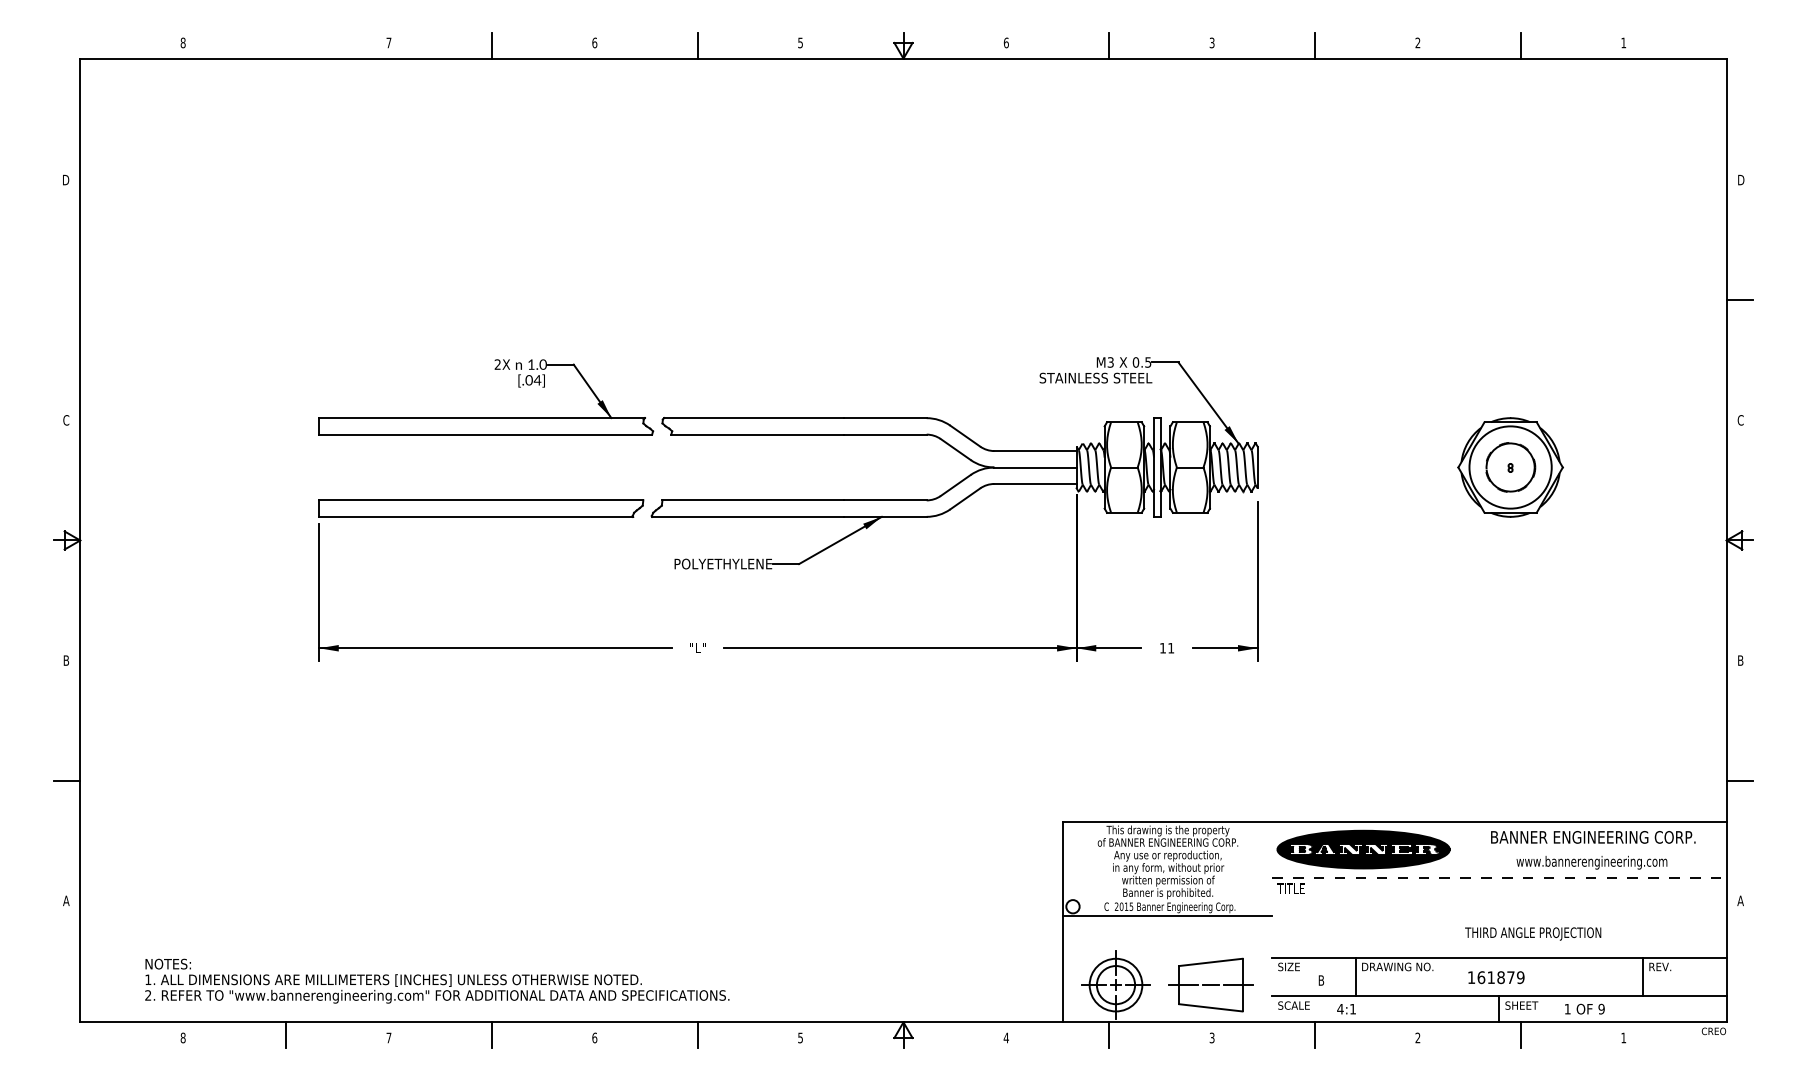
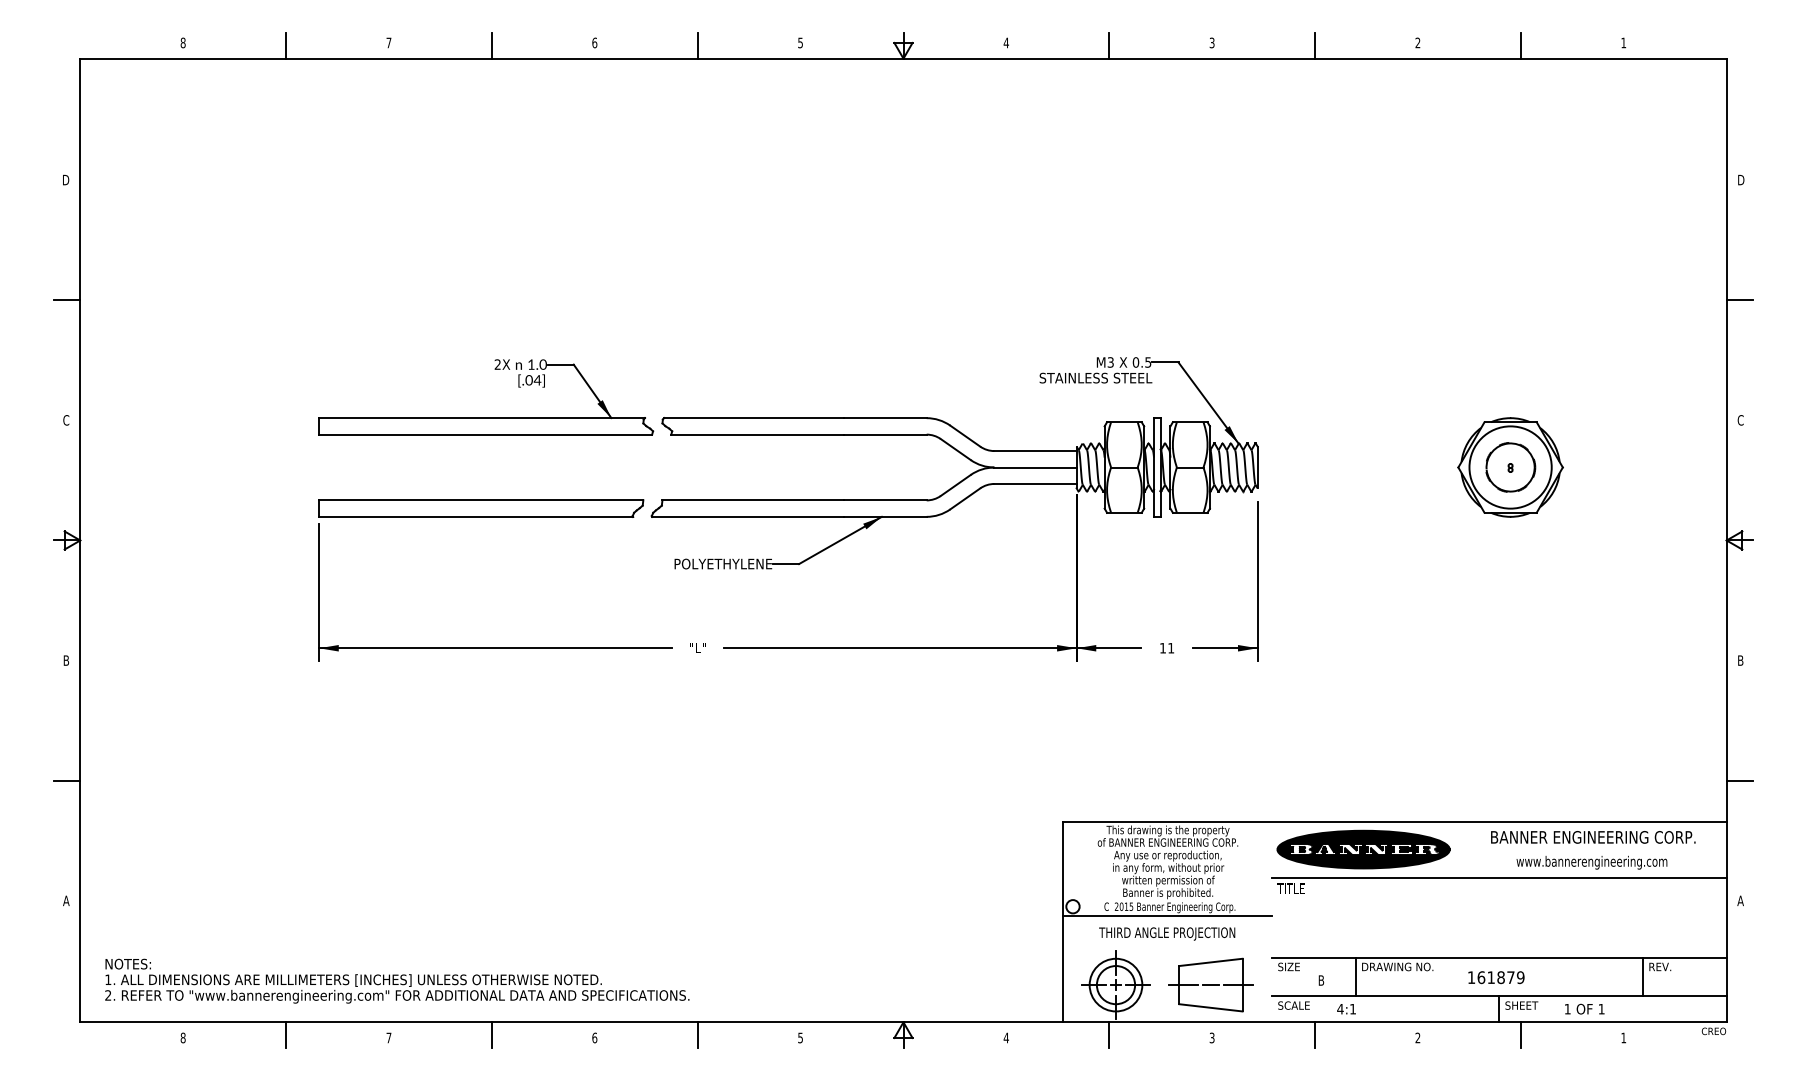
text: 6 -> 4 (1005, 42)
line: none -> present (286, 45)
line: none -> present (67, 300)
line: dashed -> solid (1499, 878)
text position: (1533, 933) -> (1167, 933) (1167, 933)
text position: (437, 980) -> (397, 980) (397, 980)
text: 9 -> 1 (1601, 1008)
